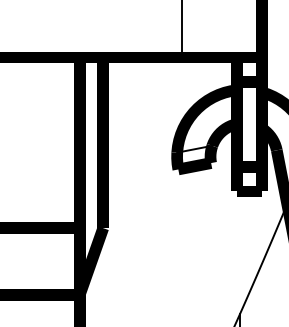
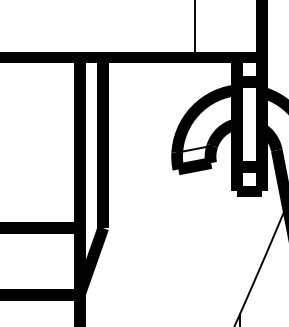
line position: (182, 29) -> (195, 29) (195, 29)
